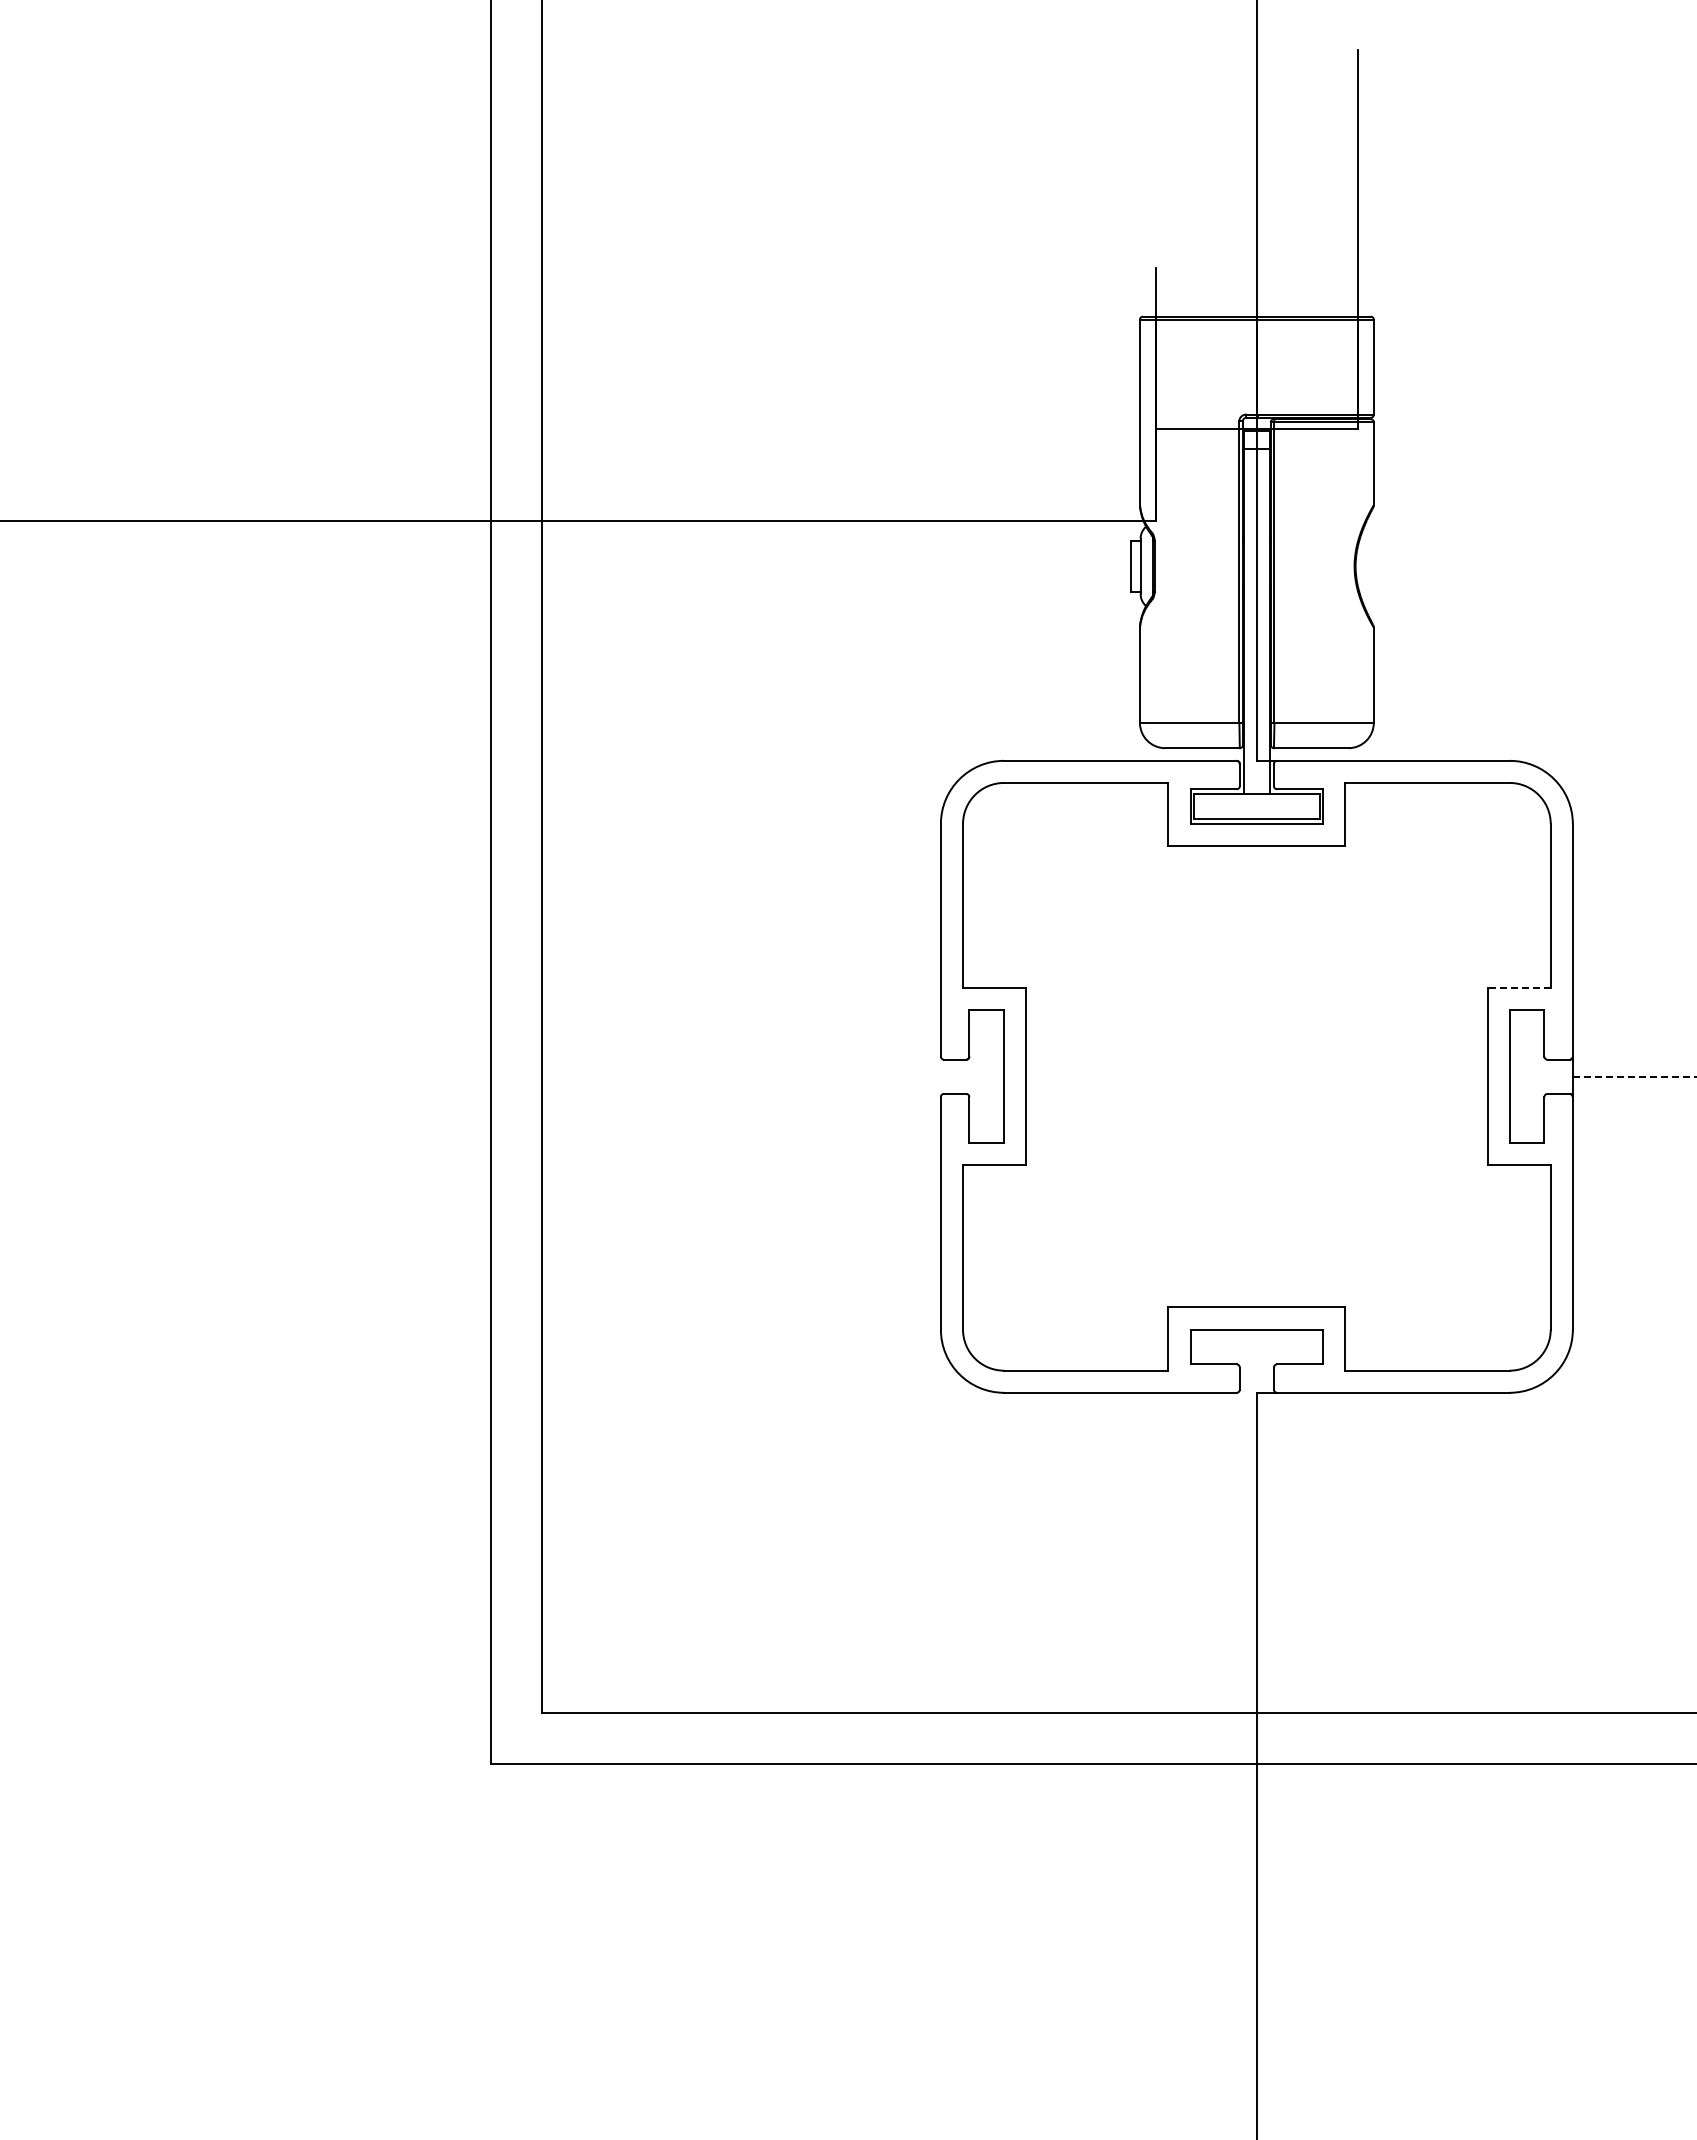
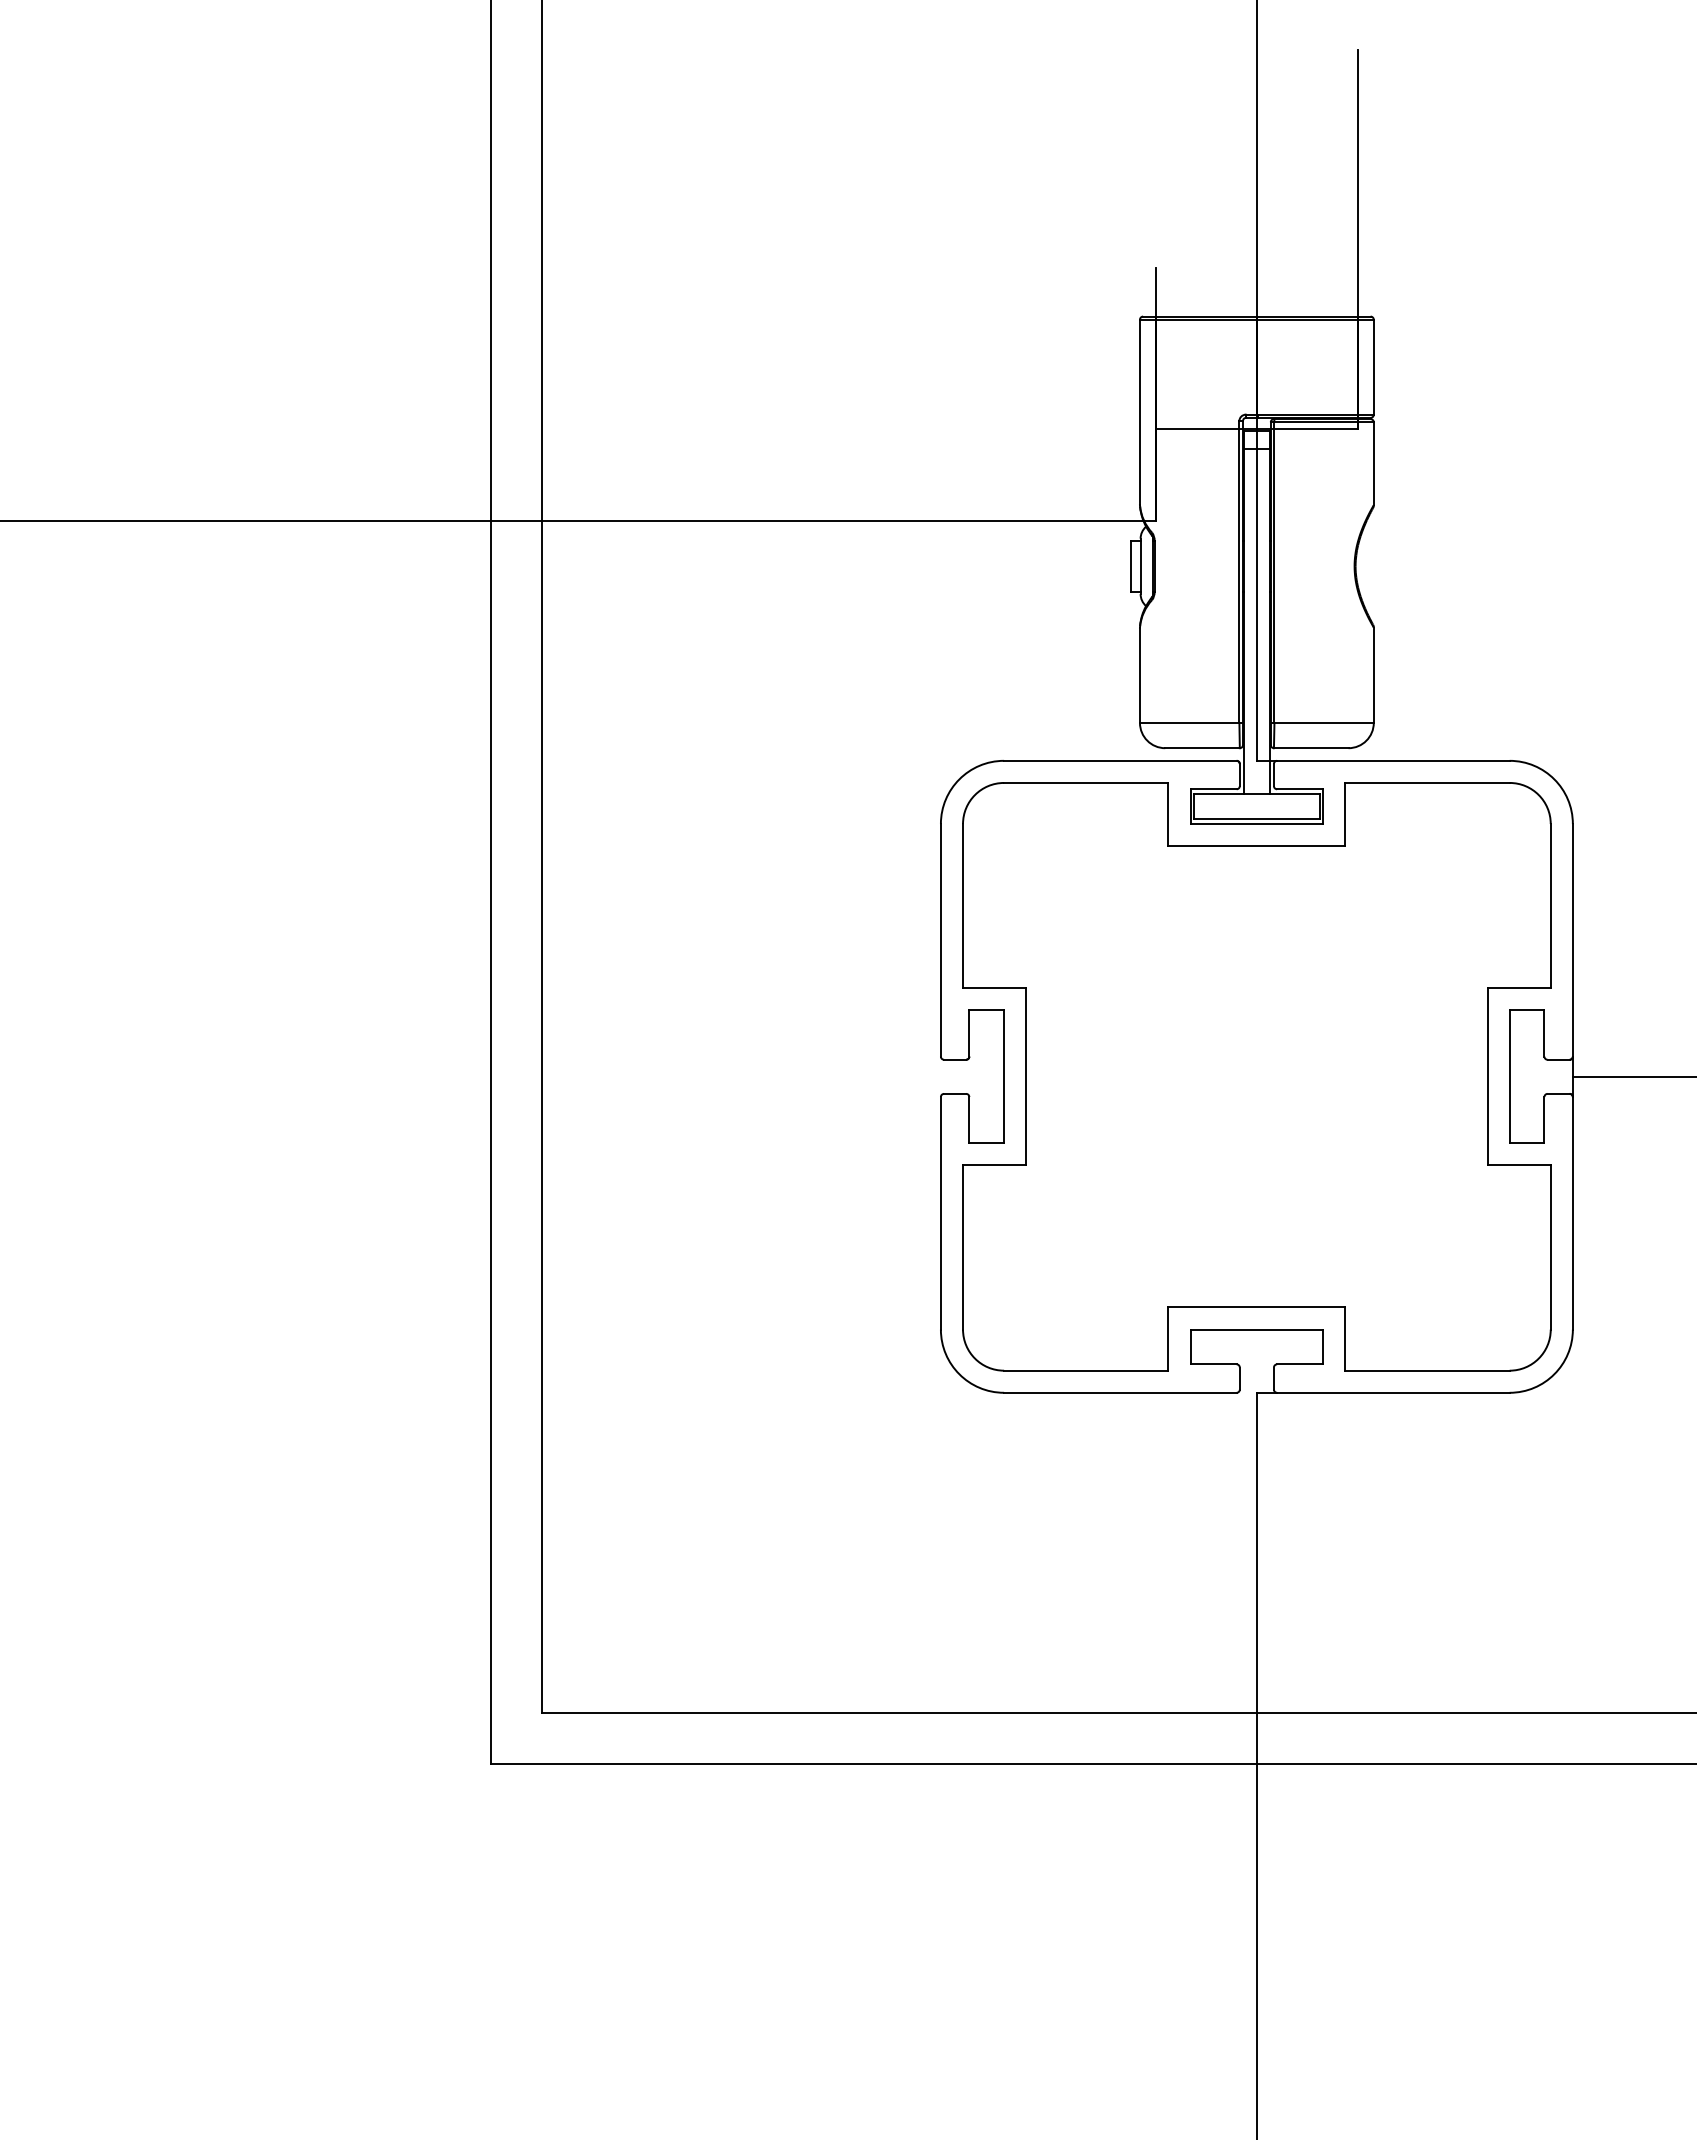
line: dashed -> solid (1519, 988)
line: dashed -> solid (1634, 1076)
